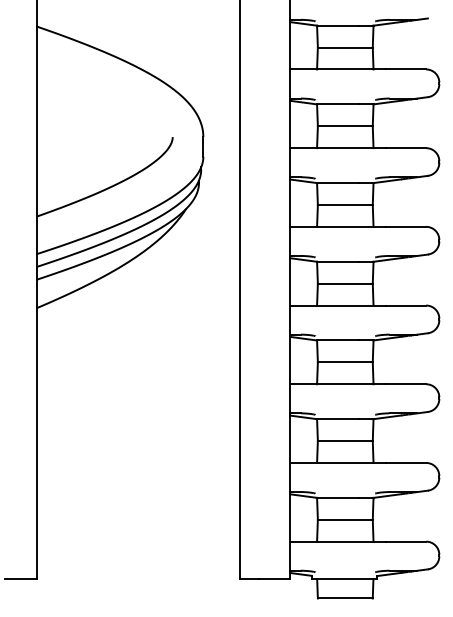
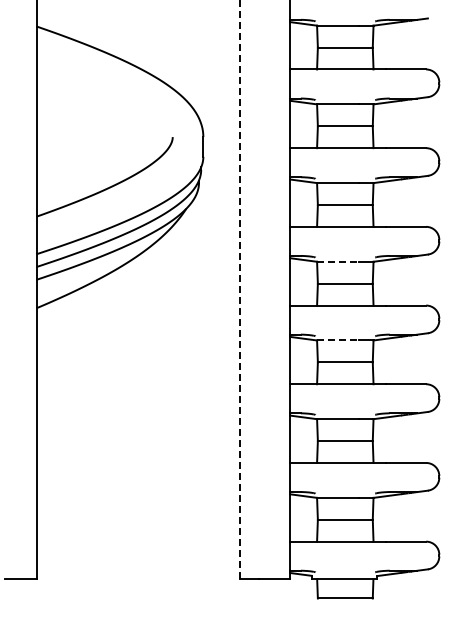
line: solid -> dashed (338, 261)
line: solid -> dashed (240, 289)
line: solid -> dashed (338, 340)
